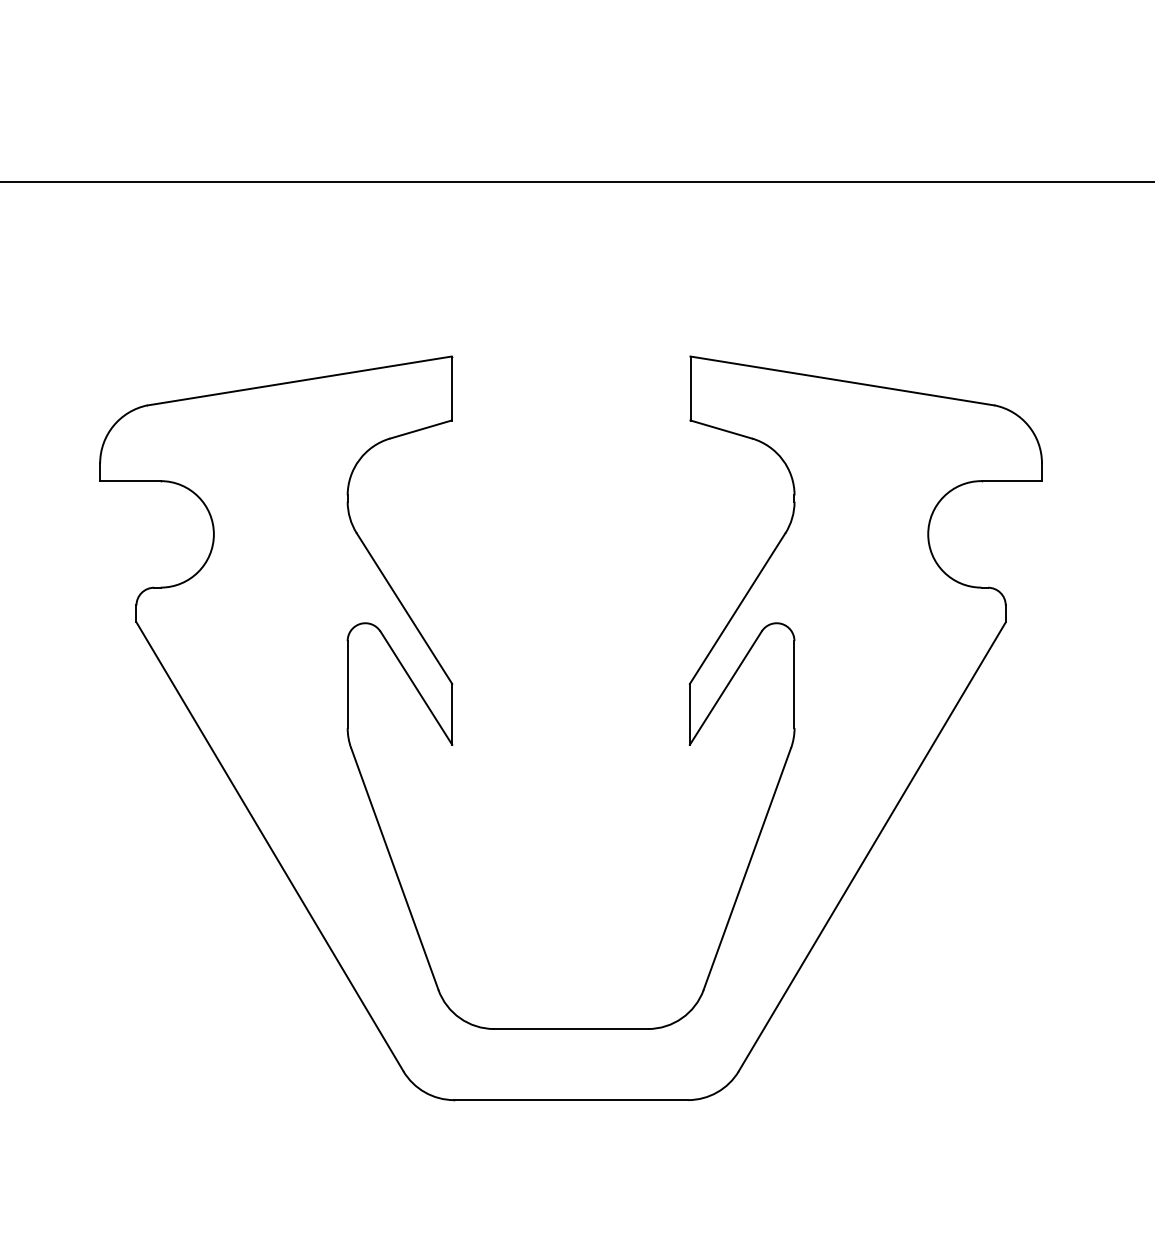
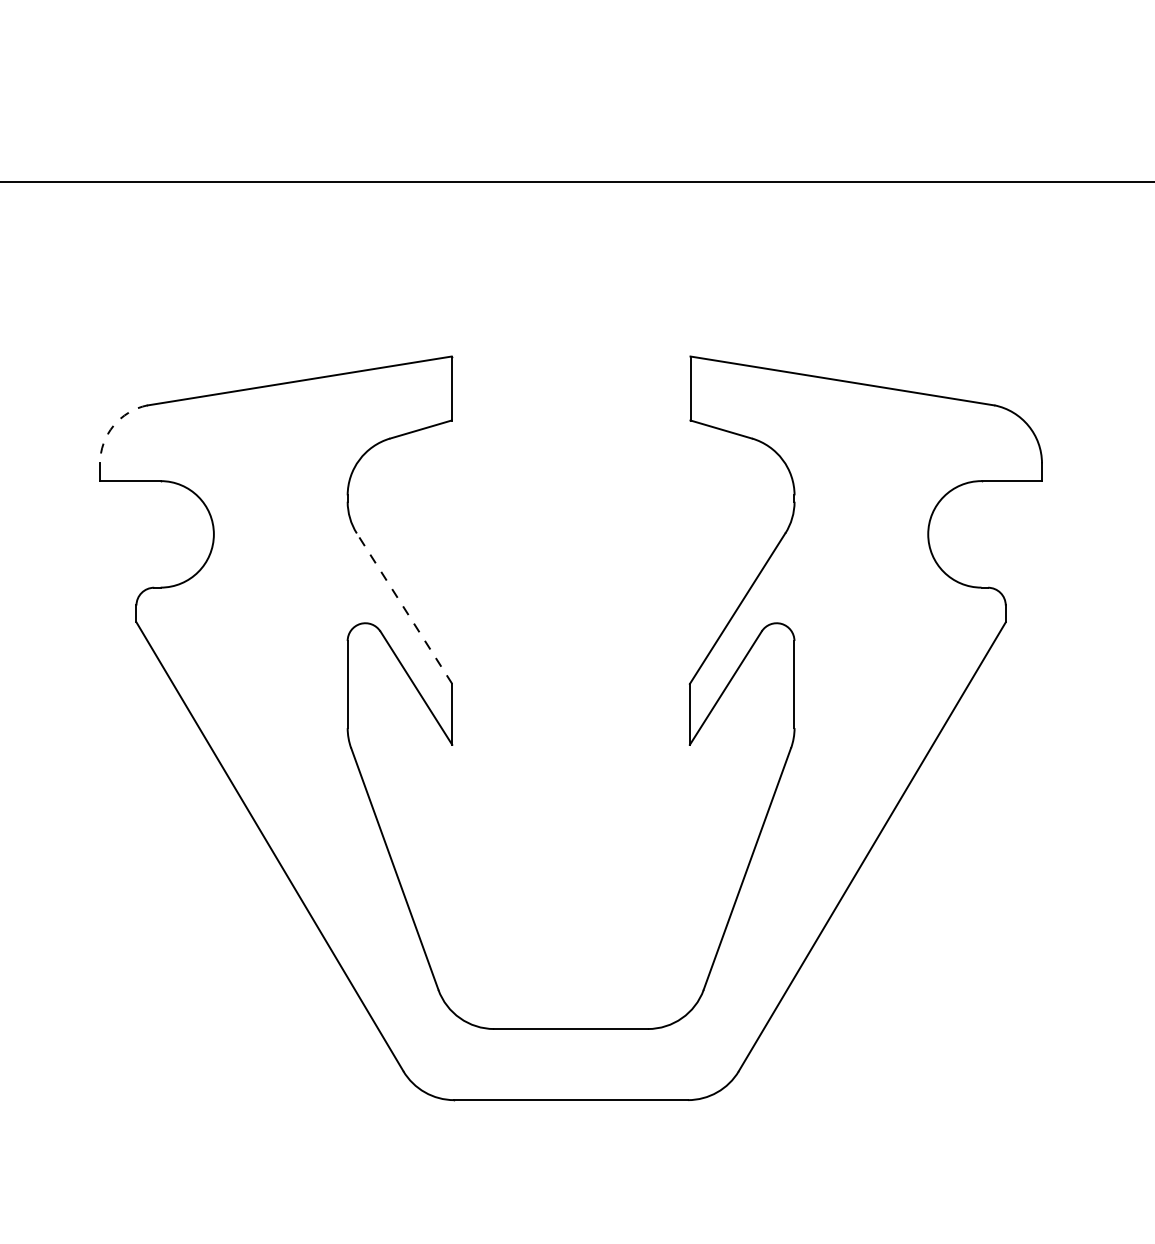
arc: solid -> dashed (113, 425)
line: solid -> dashed (404, 608)
